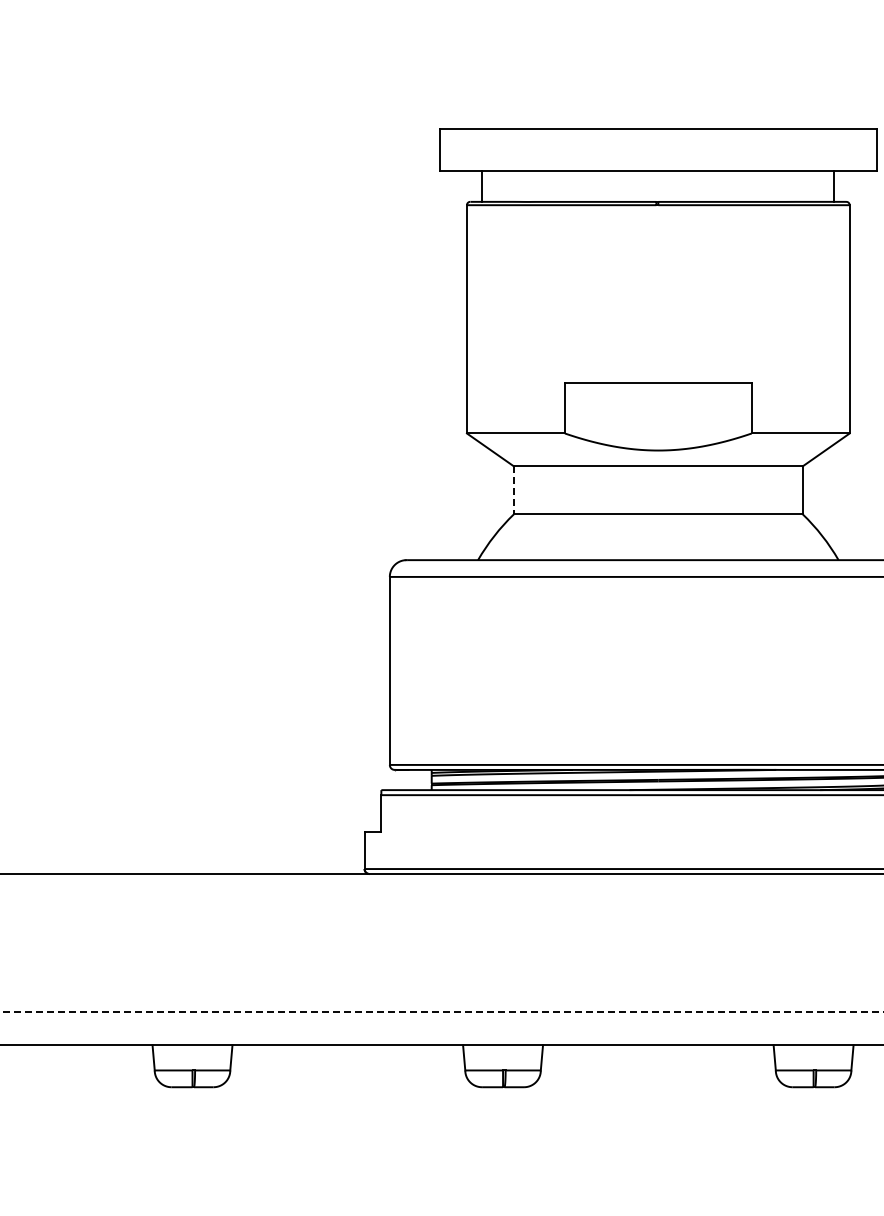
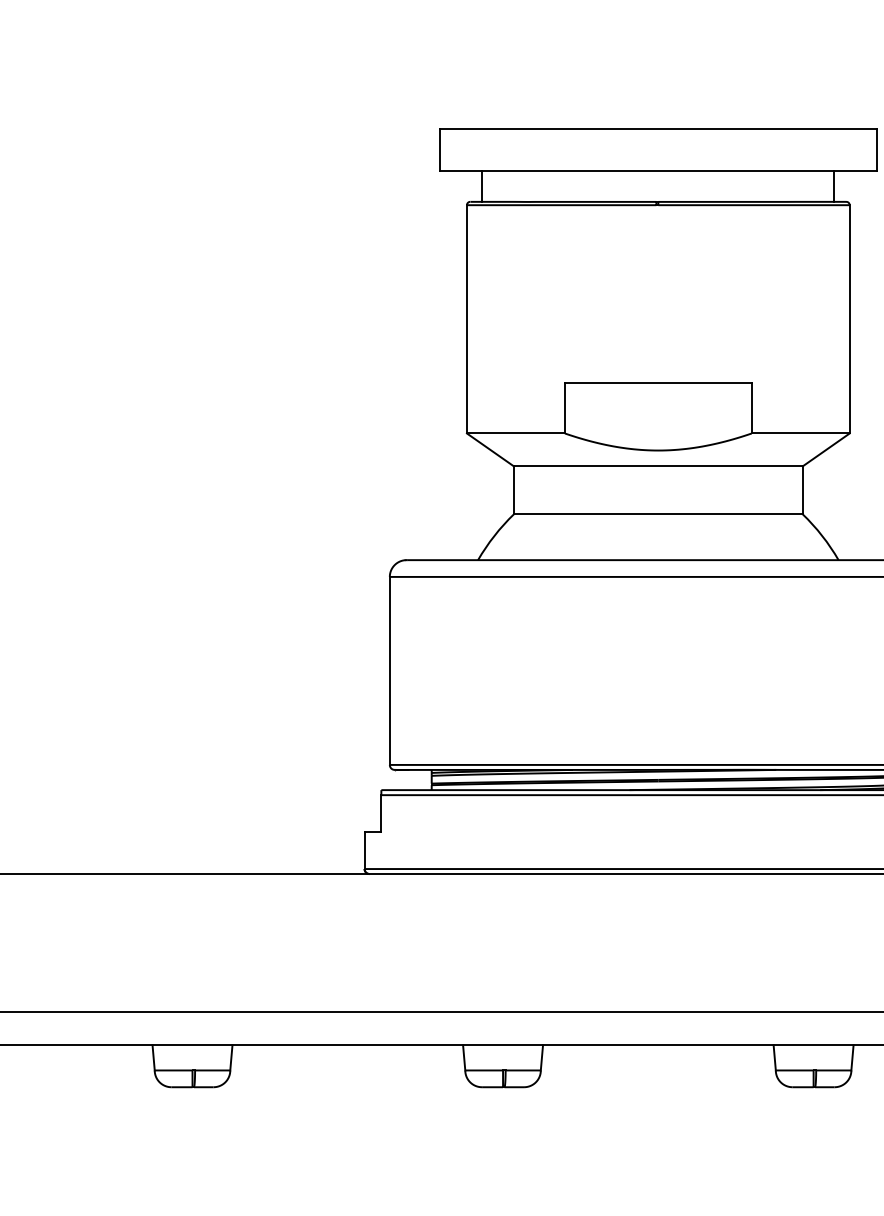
line: dashed -> solid (513, 490)
line: dashed -> solid (441, 1011)
